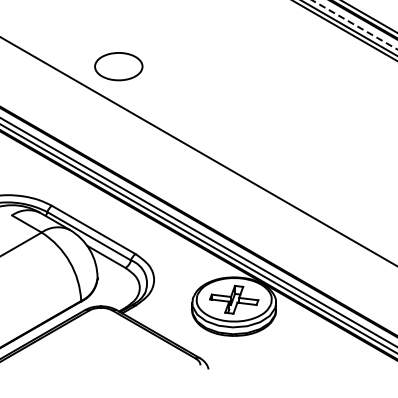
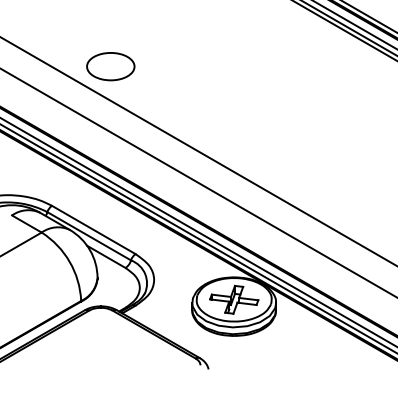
line: dashed -> solid (354, 24)
part position: (118, 66) -> (110, 66) (110, 66)
line: none -> present (198, 182)
